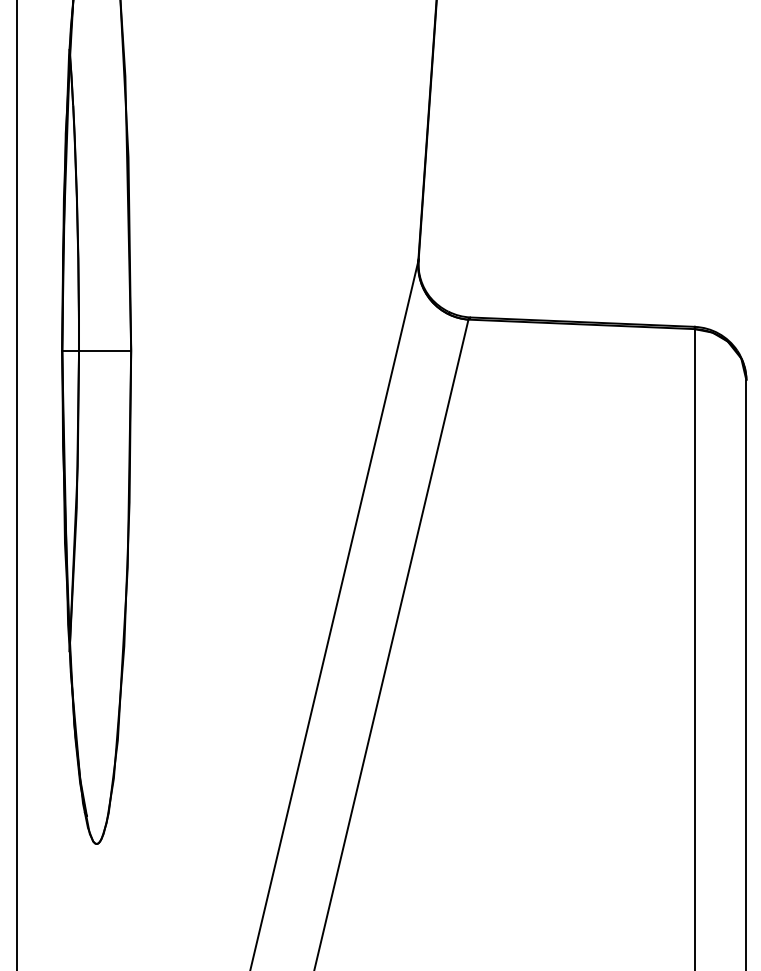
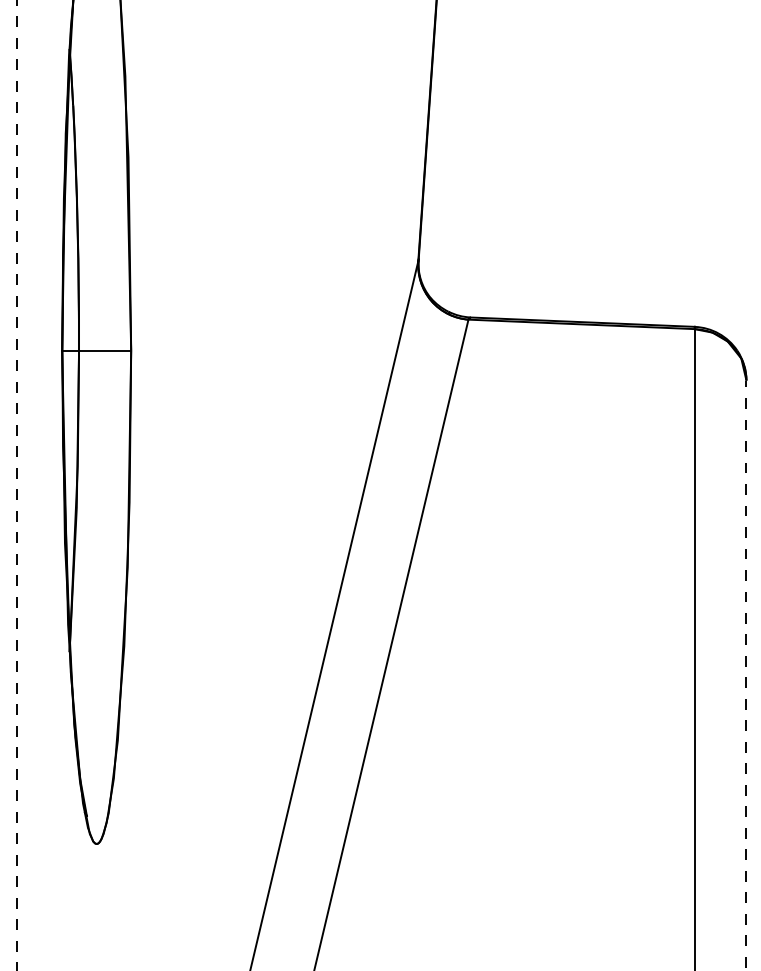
line: solid -> dashed (16, 485)
line: solid -> dashed (746, 675)
